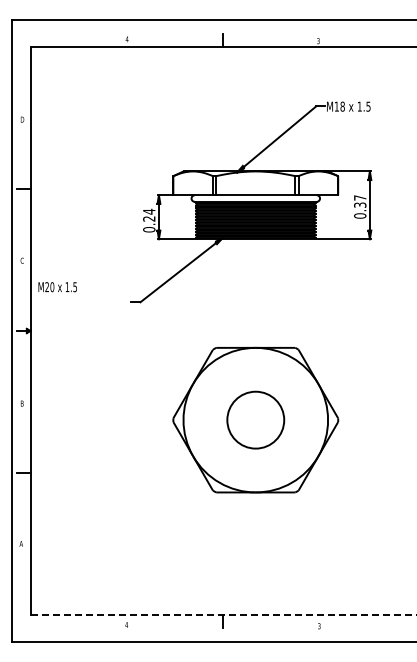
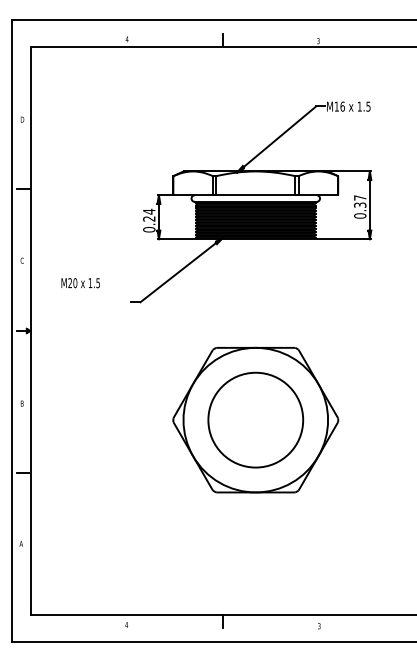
text: M18 -> M16 (342, 106)
text position: (57, 287) -> (80, 283) (80, 283)
circle diameter: 57 px -> 95 px (255, 419)
line: dashed -> solid (223, 614)
